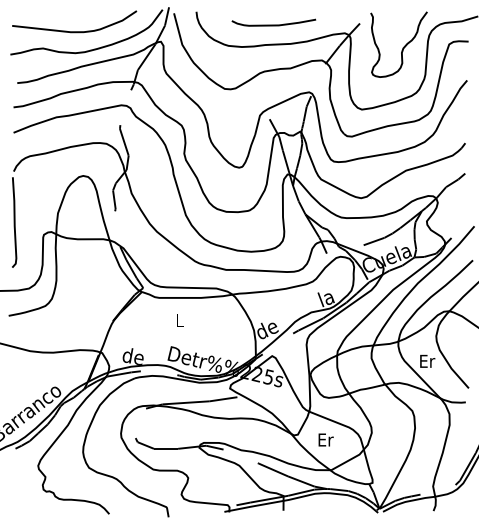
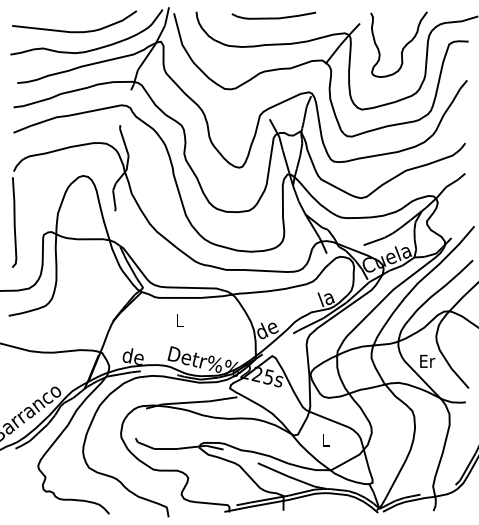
curve position: (273, 24) -> (273, 17) (273, 17)
text: Er -> L (325, 439)
